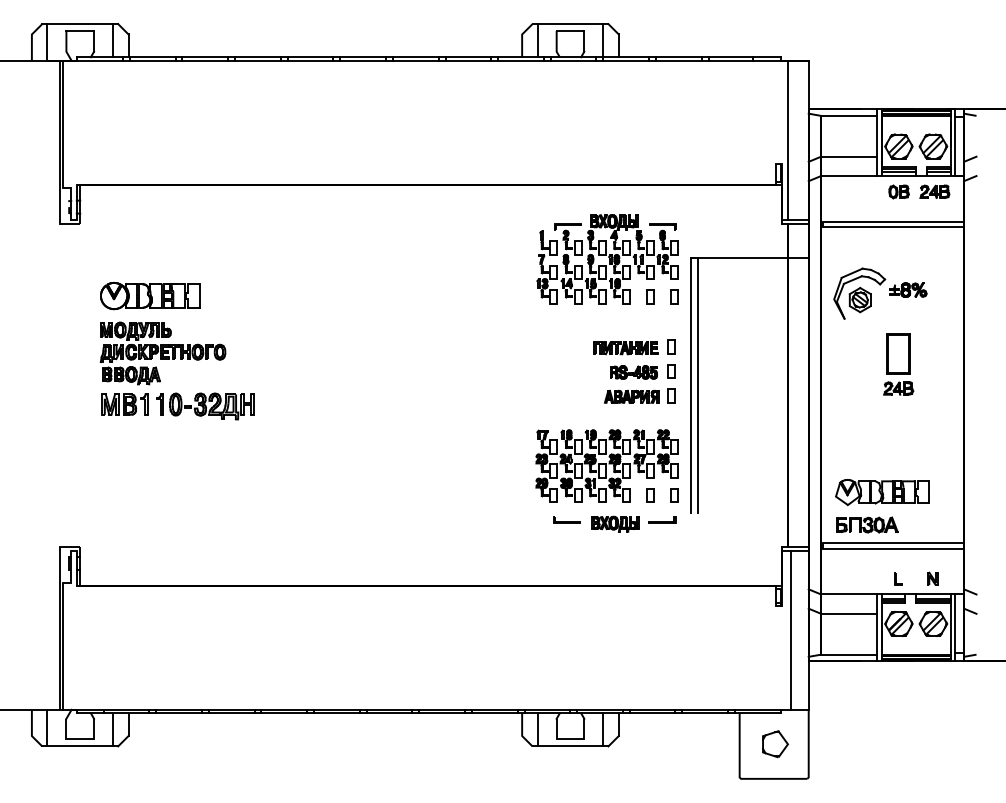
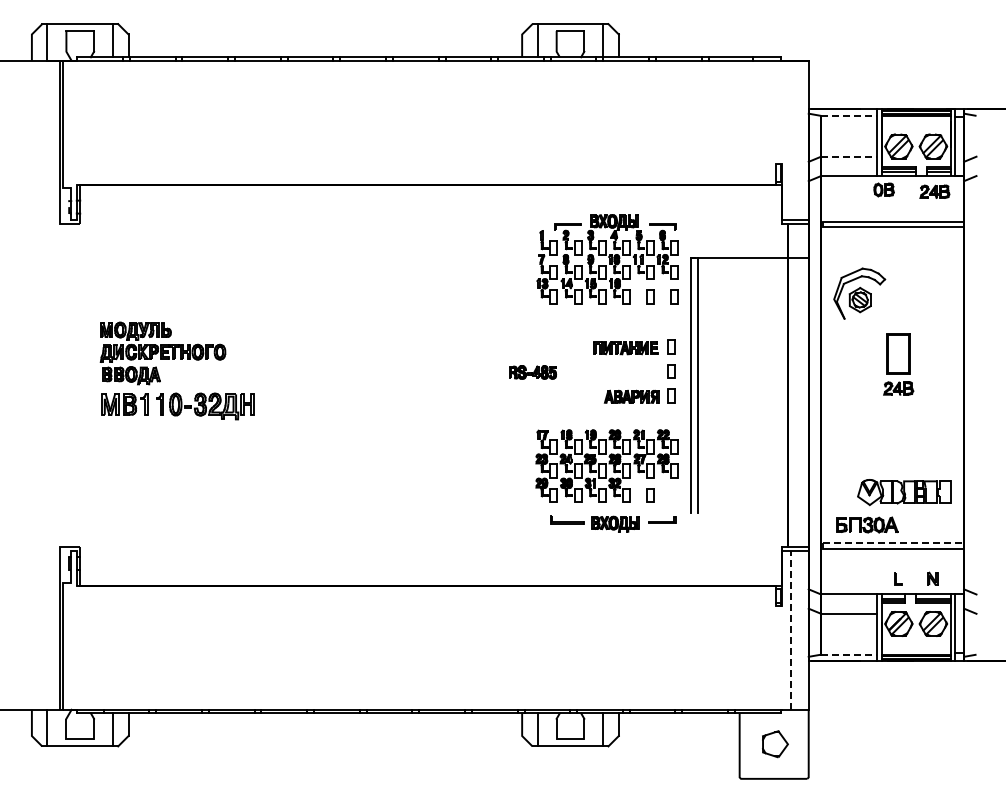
line: solid -> dashed (849, 115)
line: present -> none (787, 139)
line: solid -> dashed (849, 156)
part position: (898, 191) -> (883, 189) (883, 189)
part: present -> none (908, 289)
part: present -> none (150, 296)
part position: (633, 372) -> (532, 372) (532, 372)
part position: (882, 492) -> (904, 492) (904, 492)
part: present -> none (674, 495)
part size: 28x8 px -> 35x10 px (567, 519)
line: solid -> dashed (893, 543)
line: solid -> dashed (791, 629)
line: solid -> dashed (849, 654)
